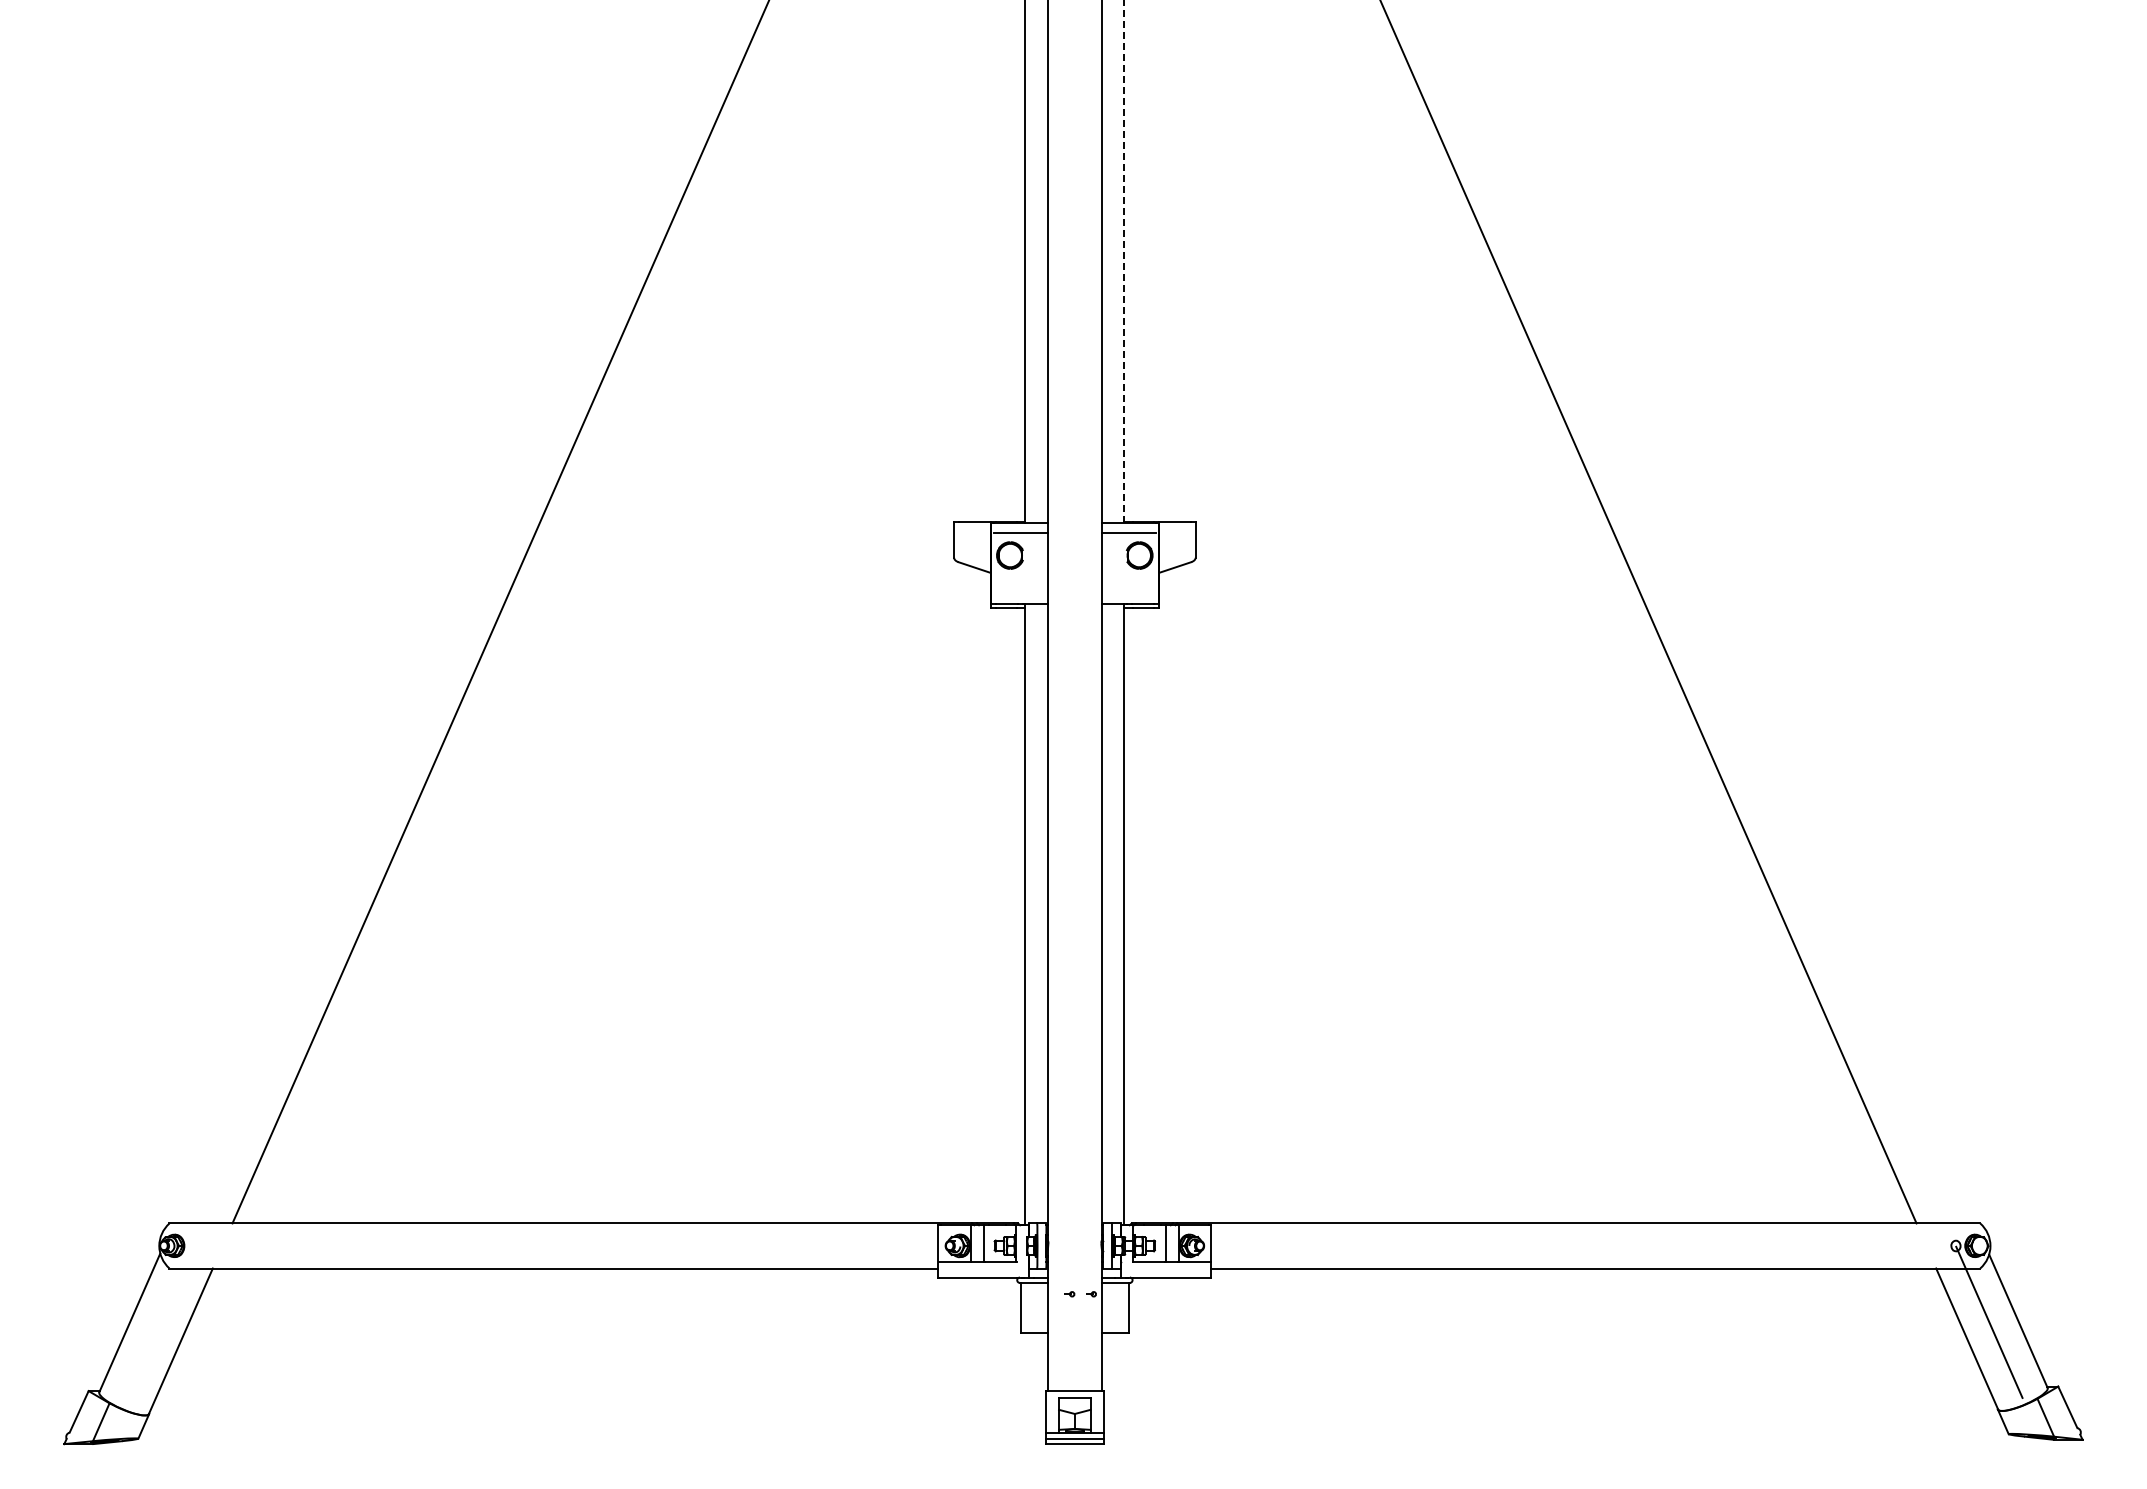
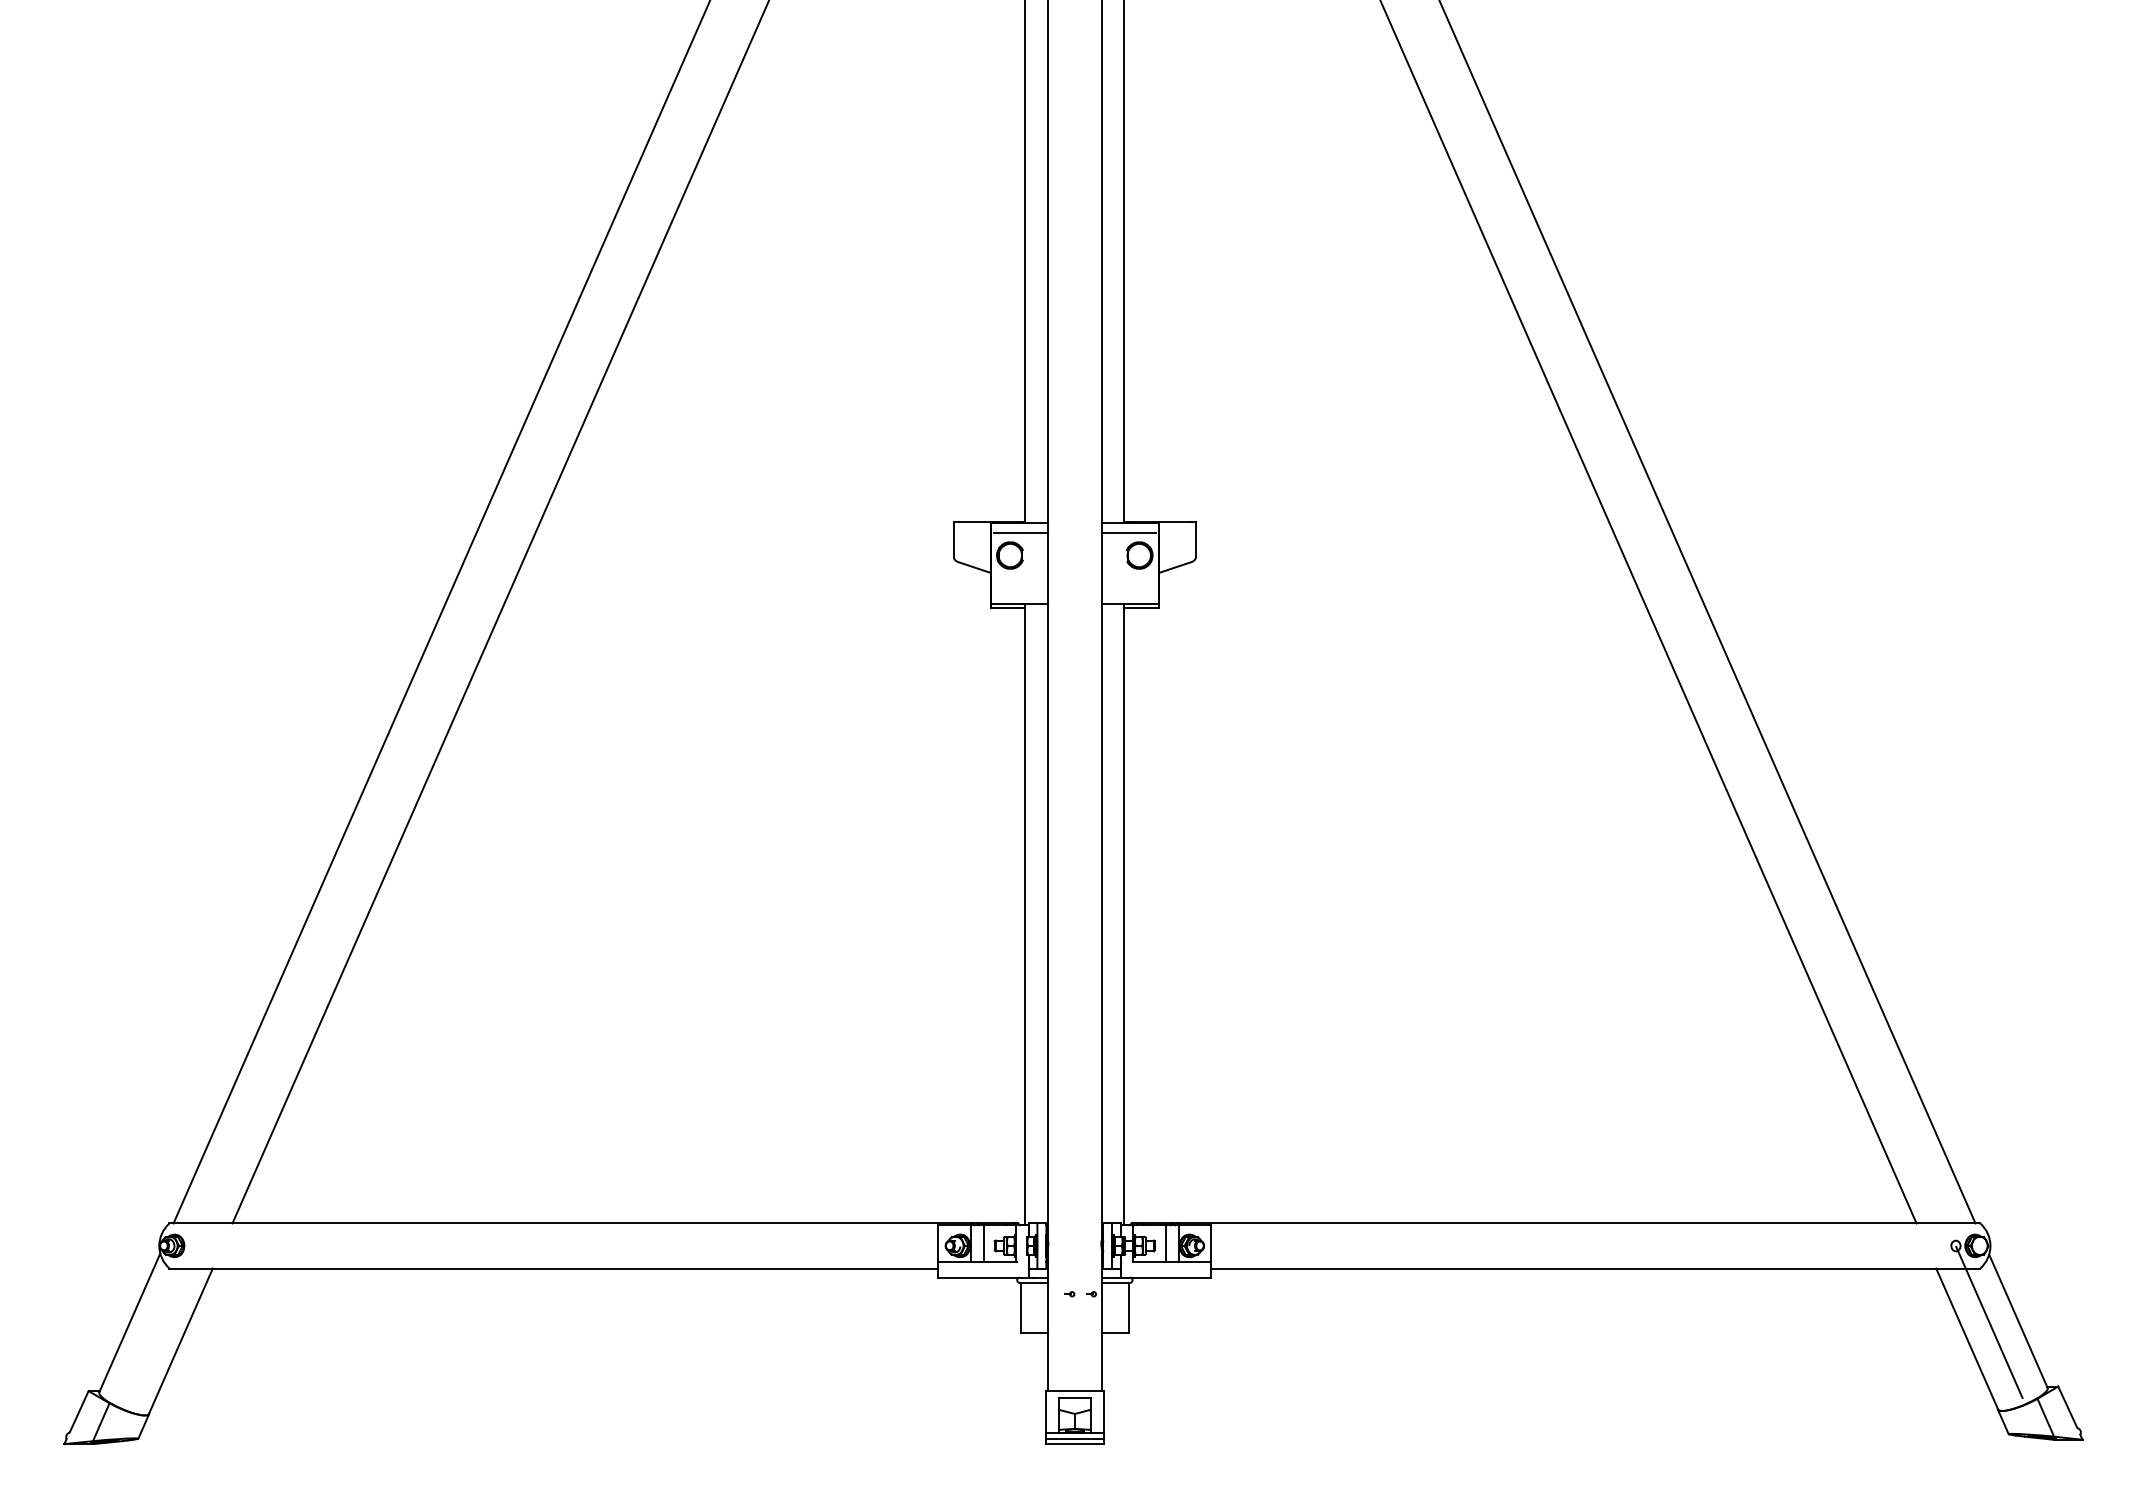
line: dashed -> solid (1124, 261)
line: none -> present (441, 612)
line: none -> present (1707, 612)
